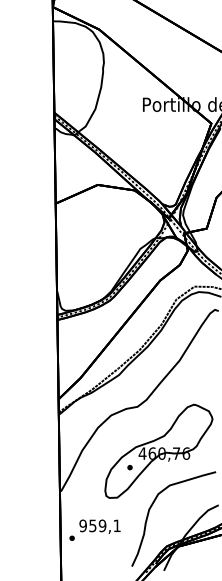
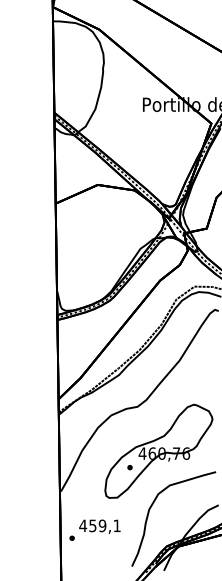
text: 959,1 -> 459,1 (83, 525)
